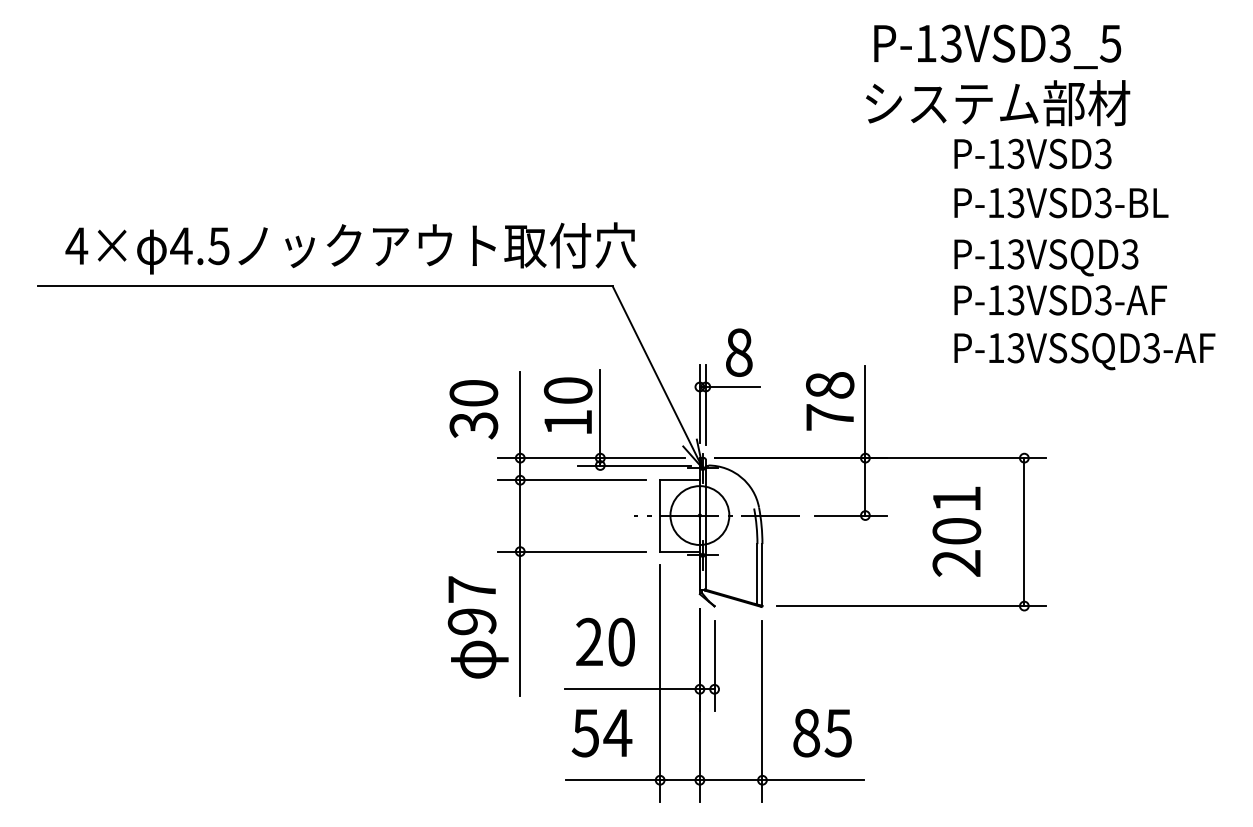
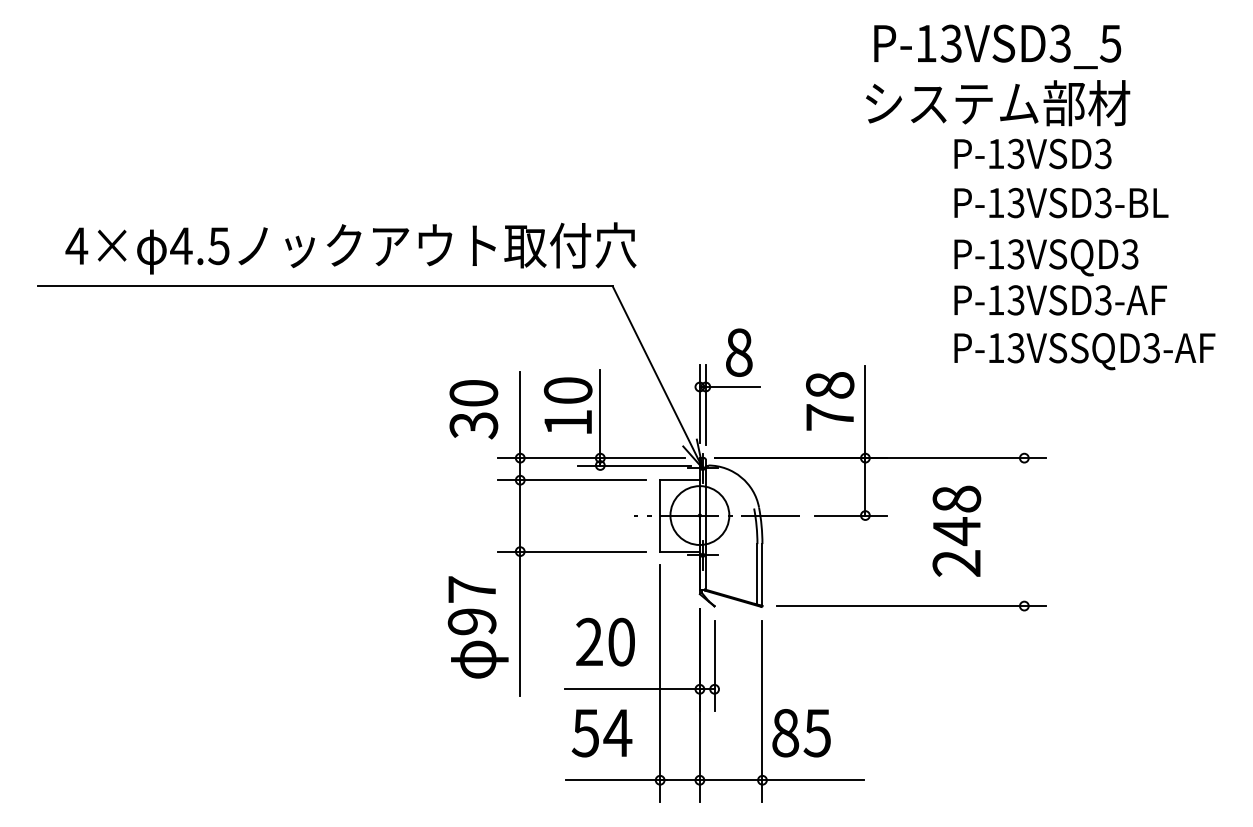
text: 201 -> 248 (956, 515)
line: present -> none (1024, 532)
text position: (822, 733) -> (801, 733) (801, 733)
